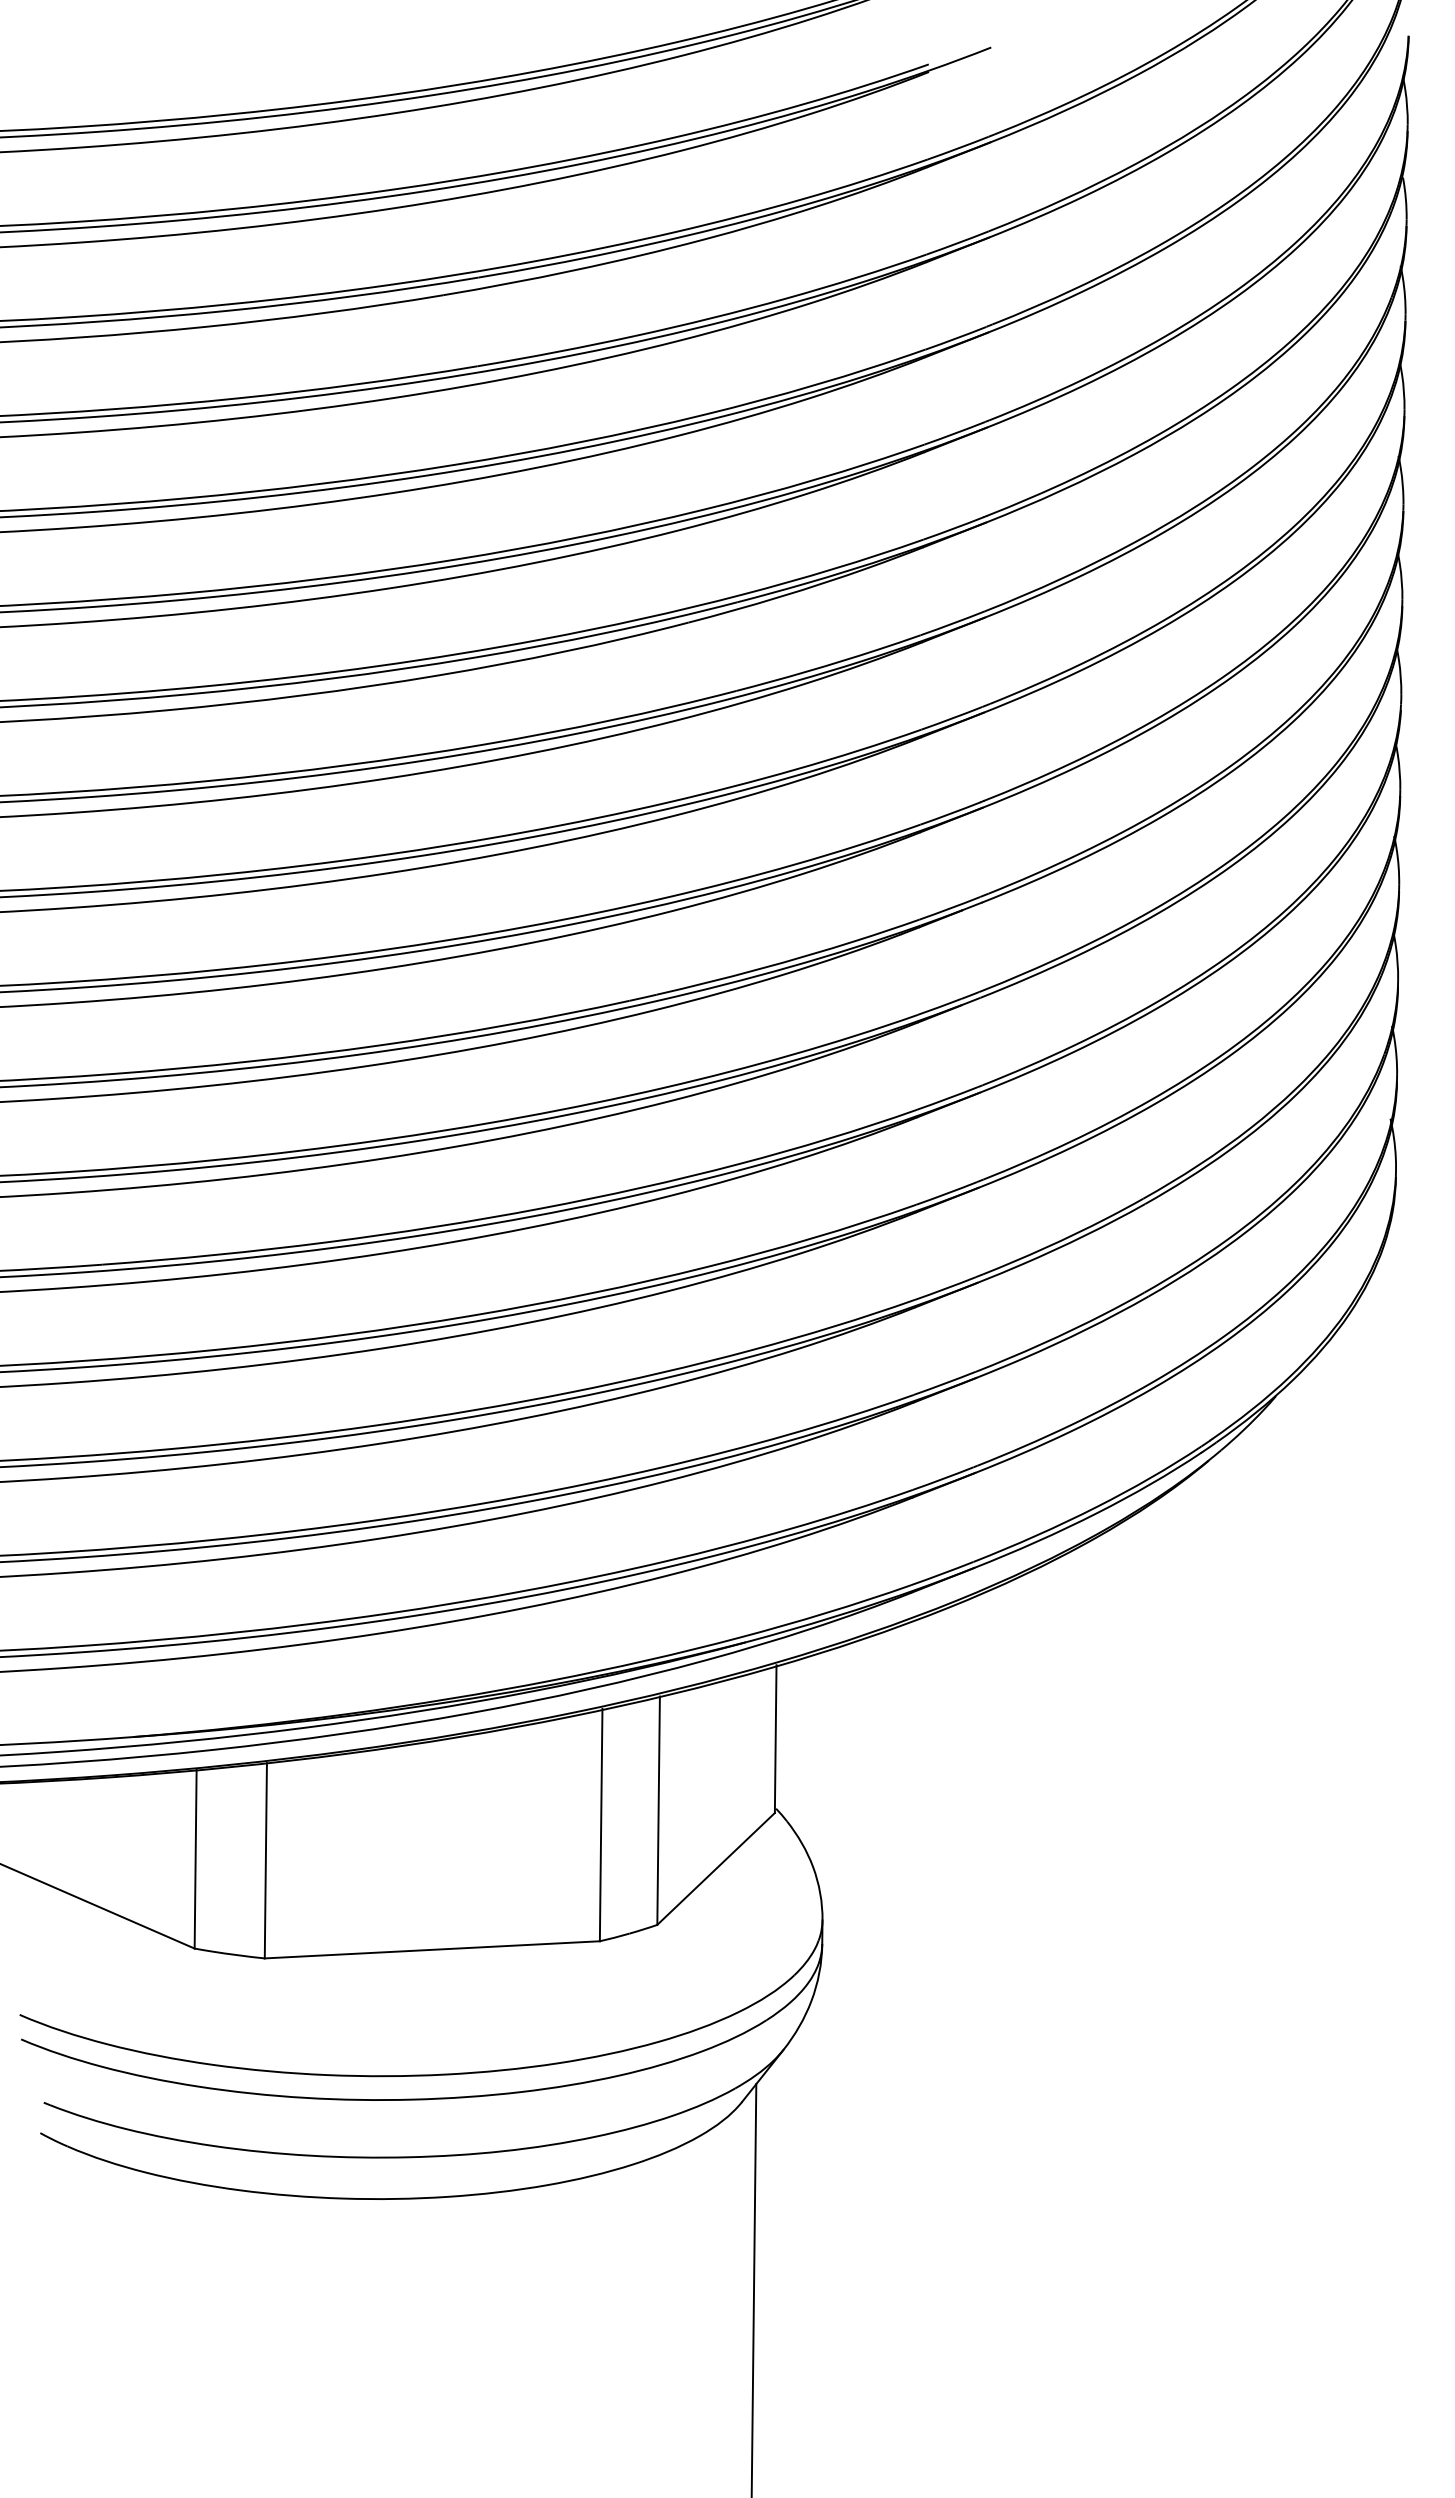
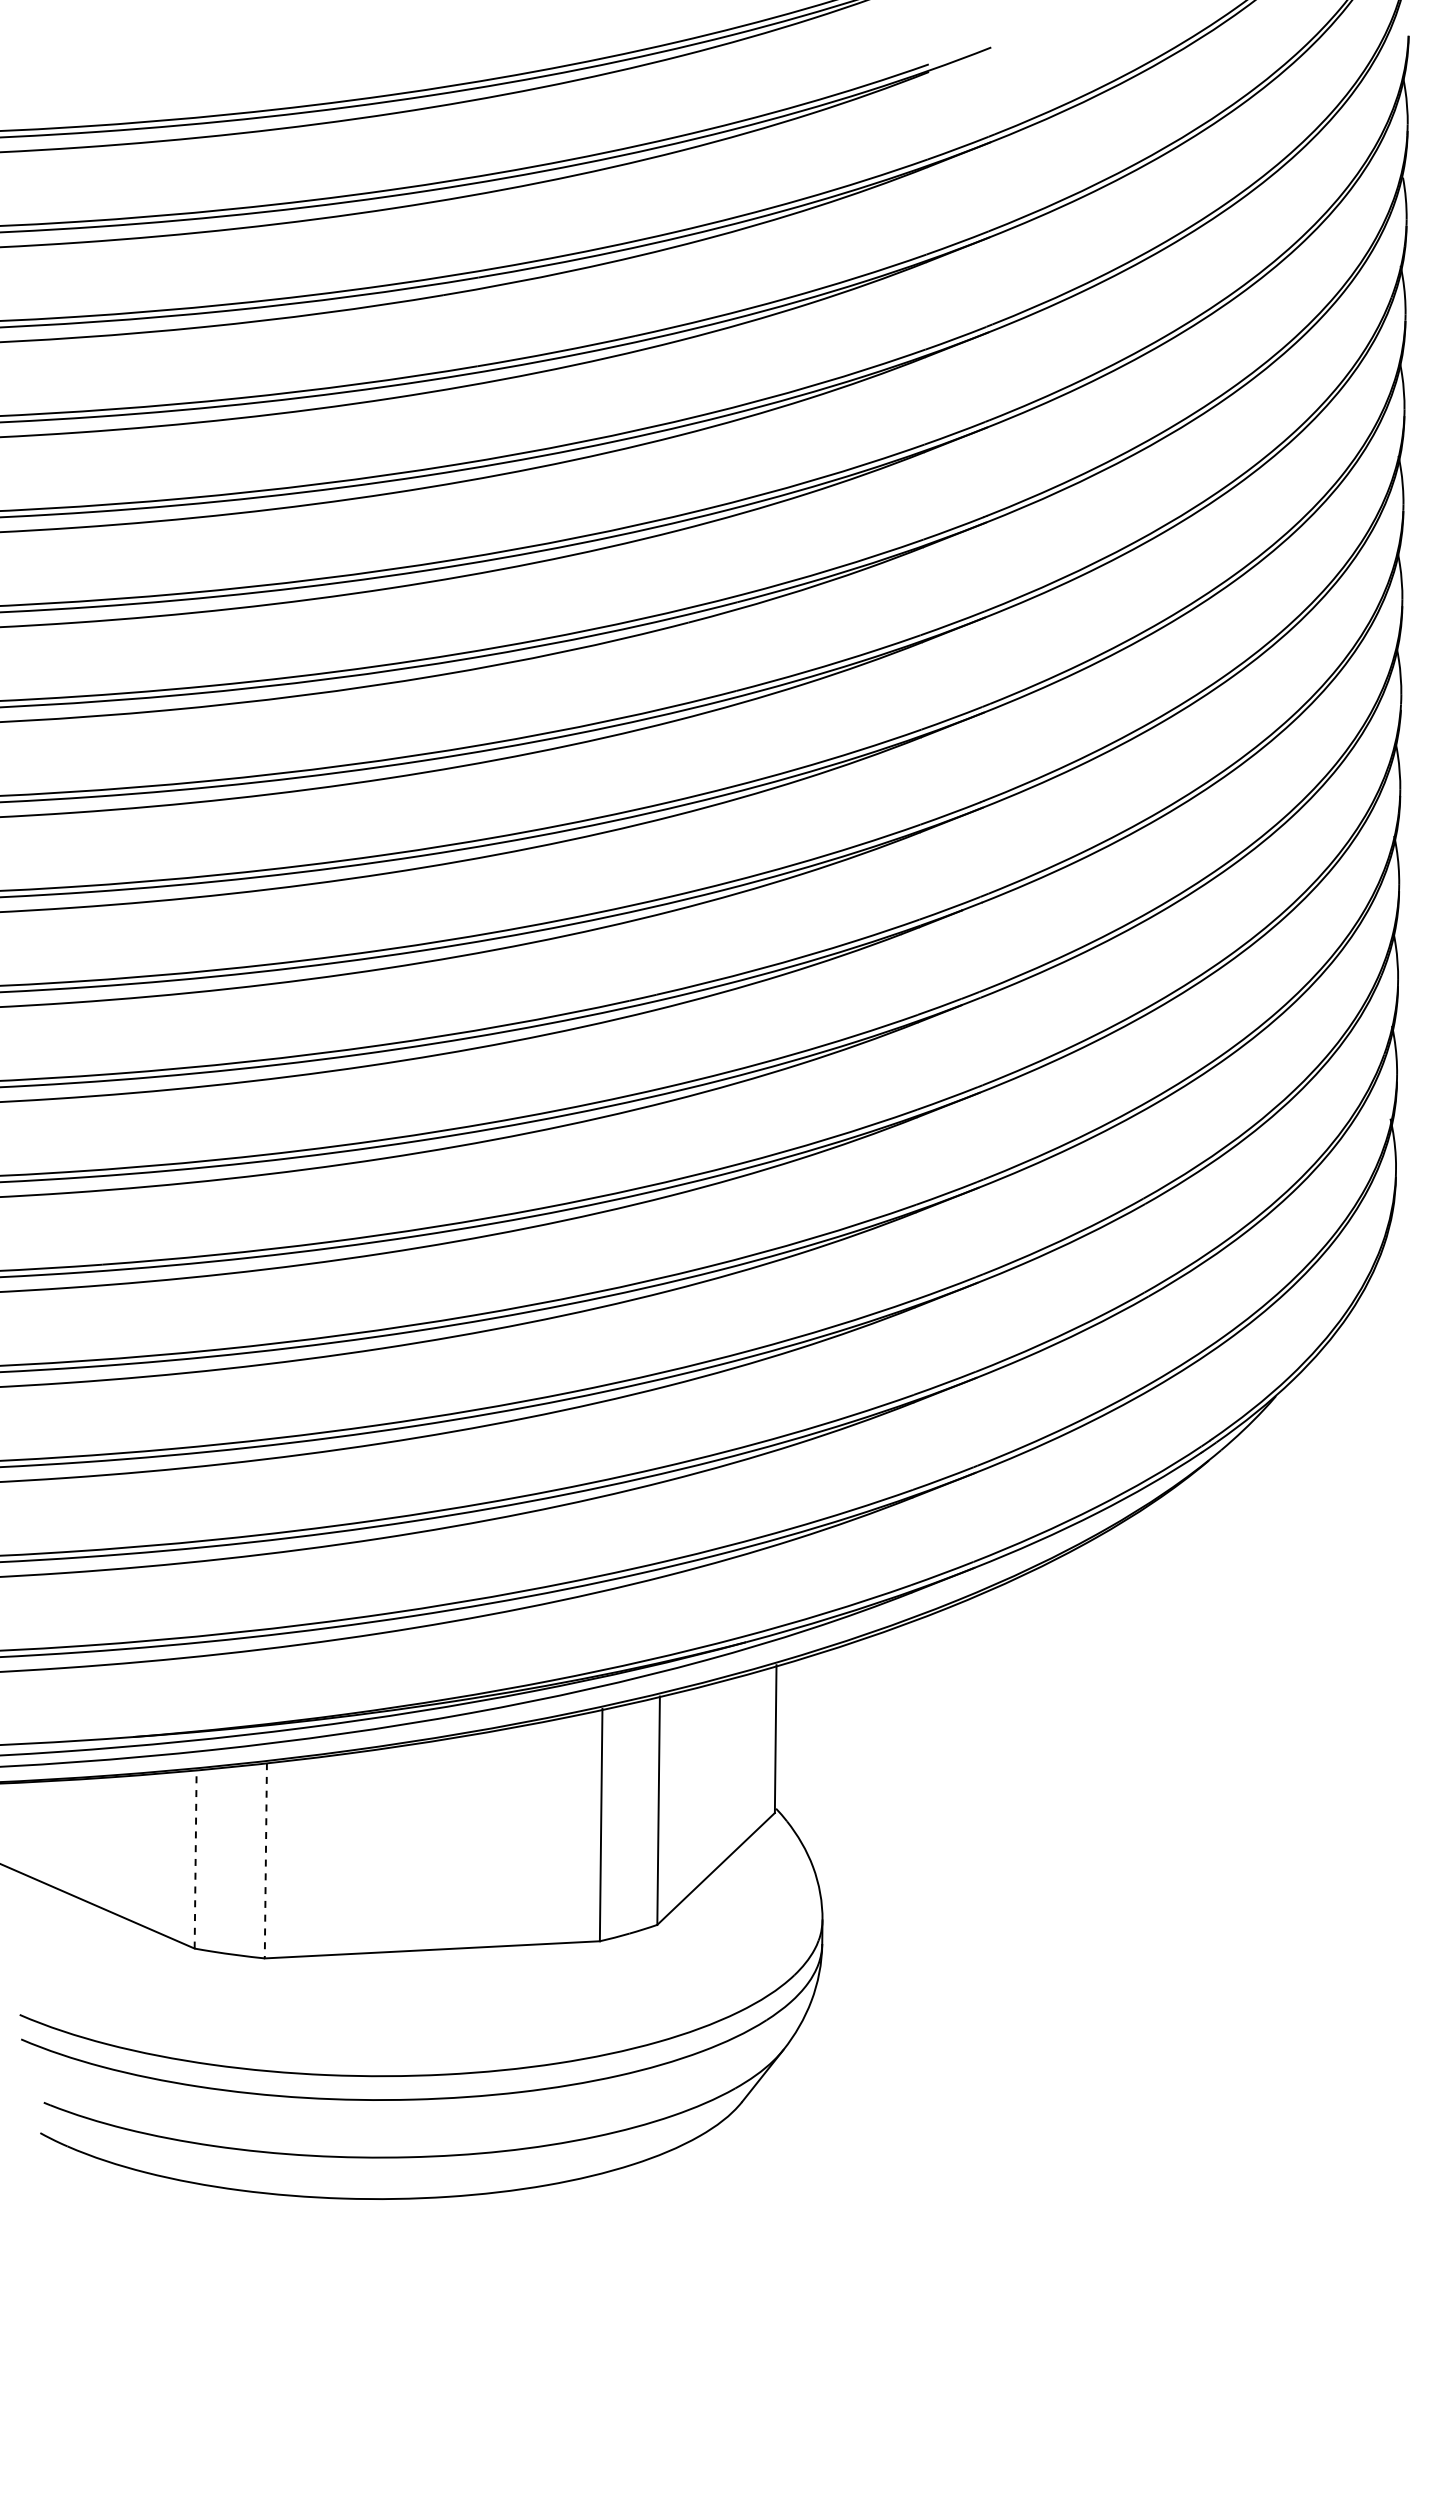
line: solid -> dashed (195, 1858)
line: solid -> dashed (265, 1860)
line: present -> none (753, 2289)
